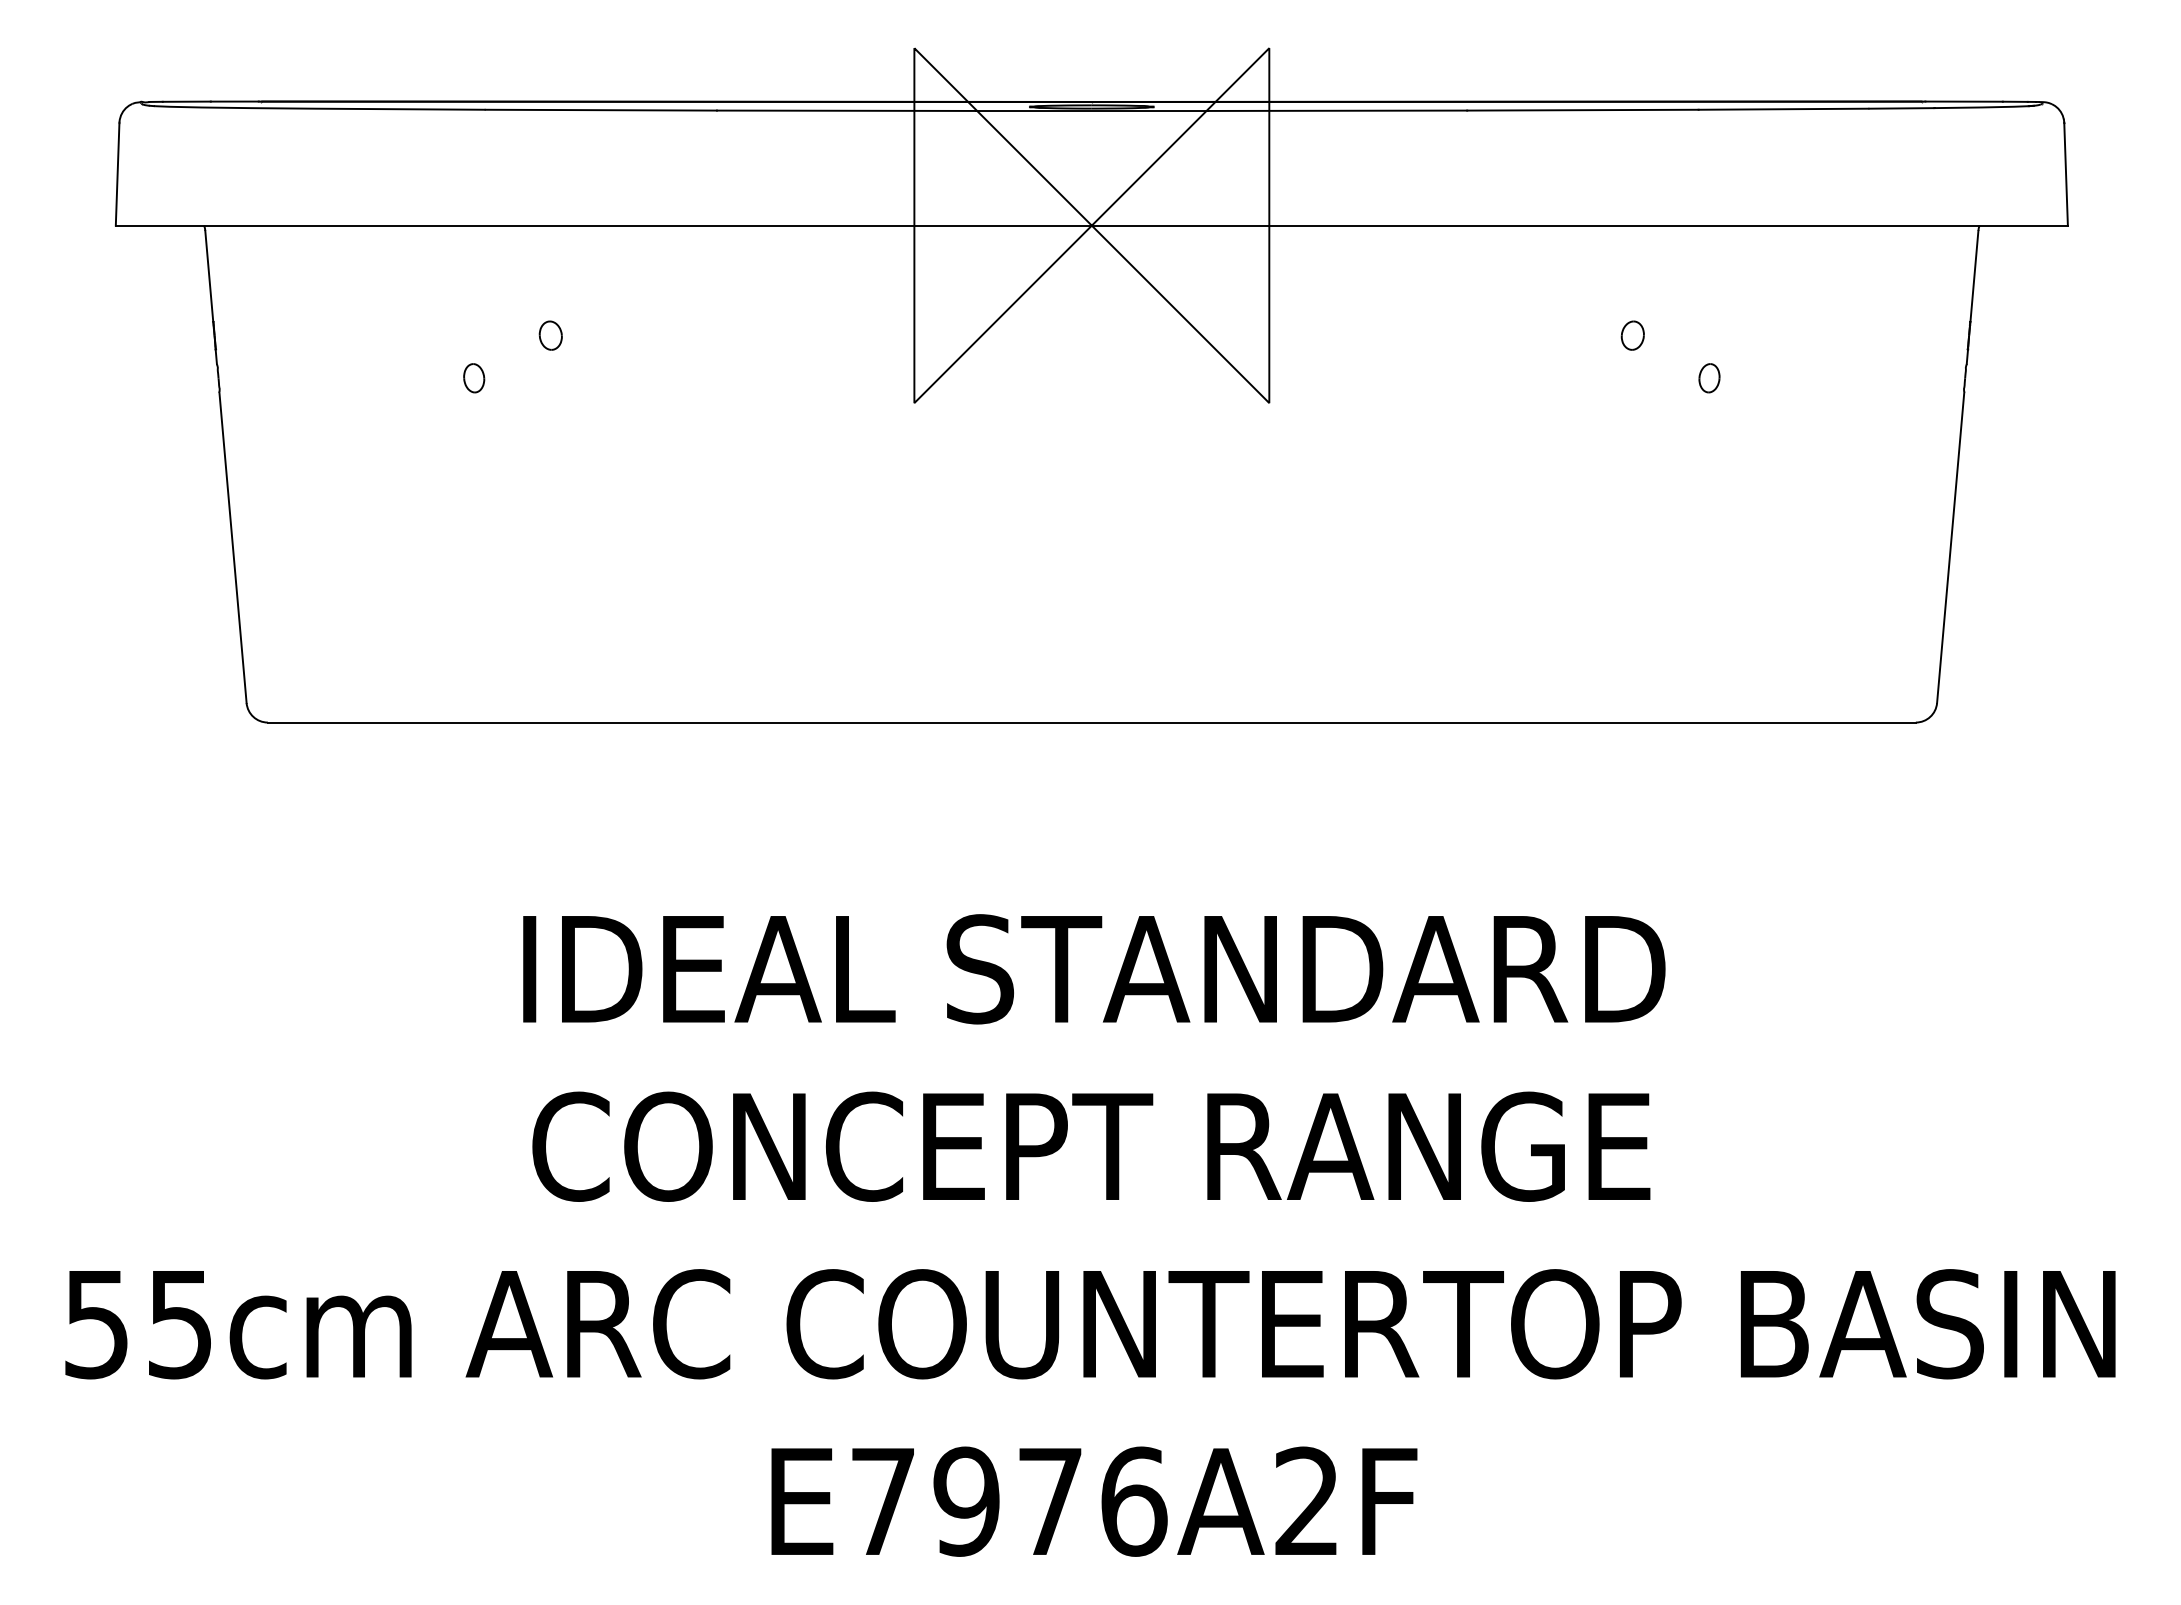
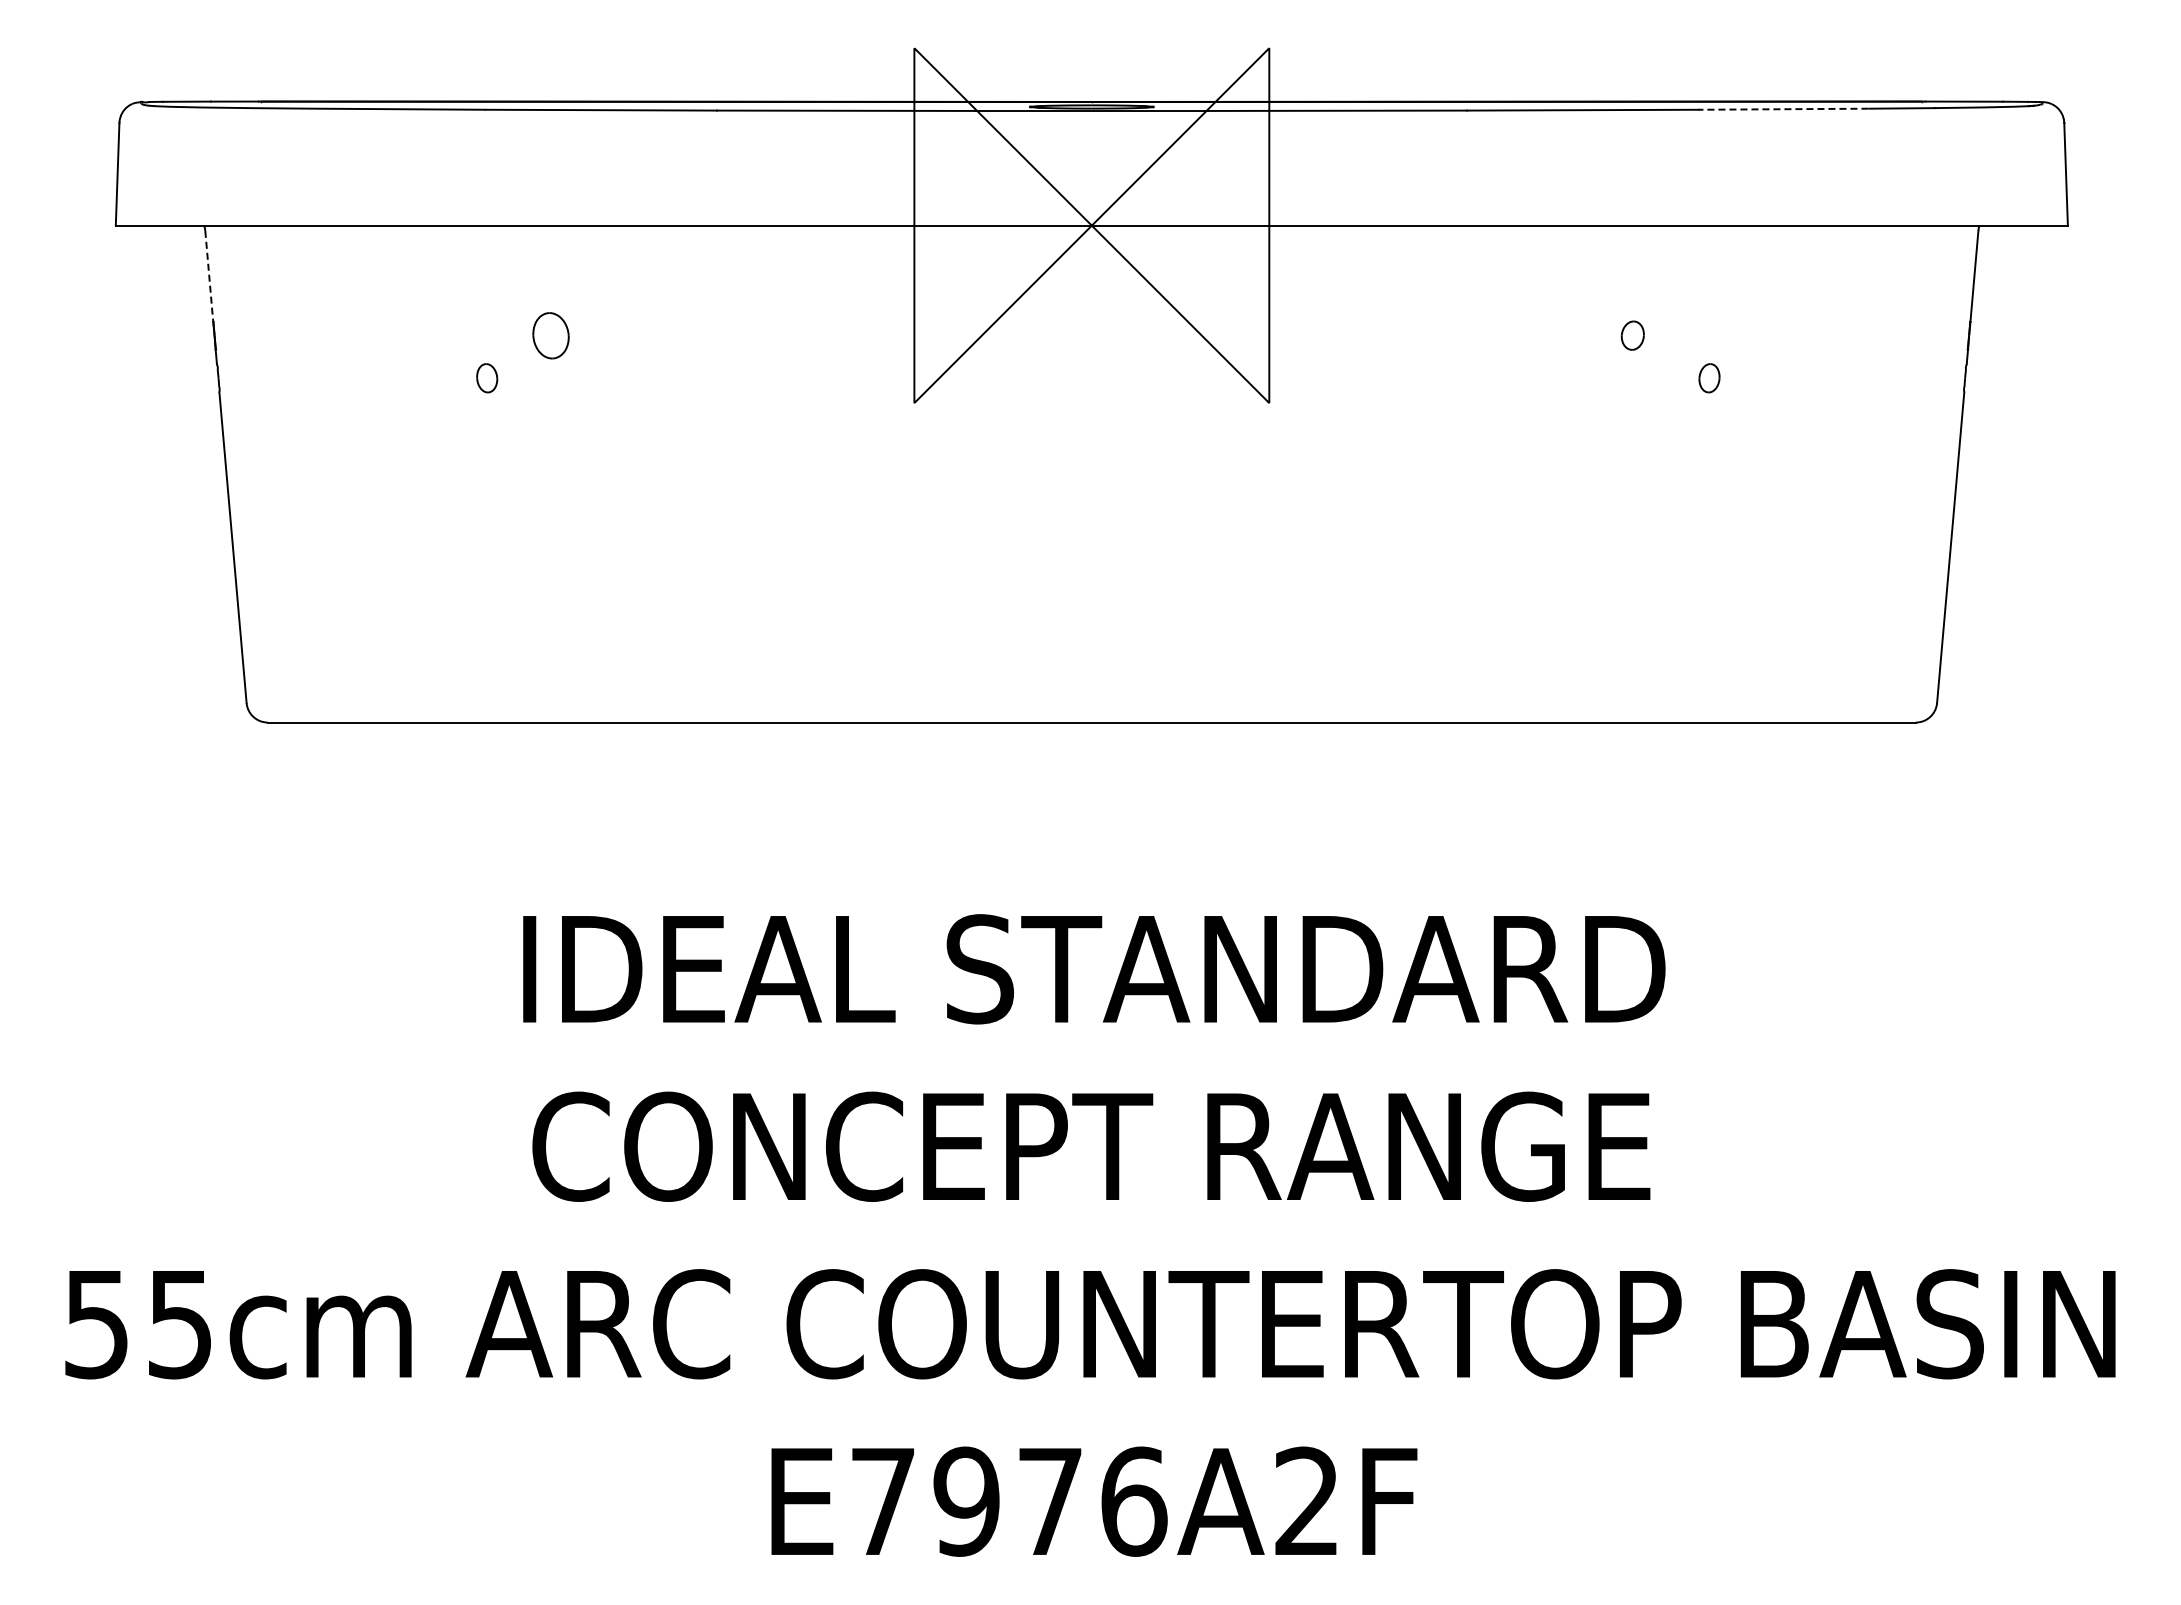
line: solid -> dashed (1783, 109)
line: solid -> dashed (209, 276)
part size: 25x31 px -> 38x48 px (550, 335)
part position: (474, 378) -> (487, 378) (487, 378)
